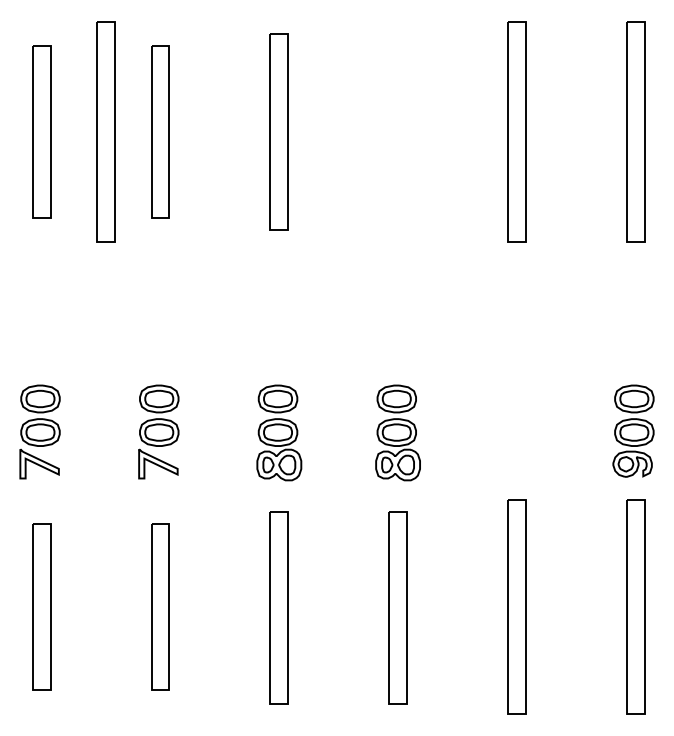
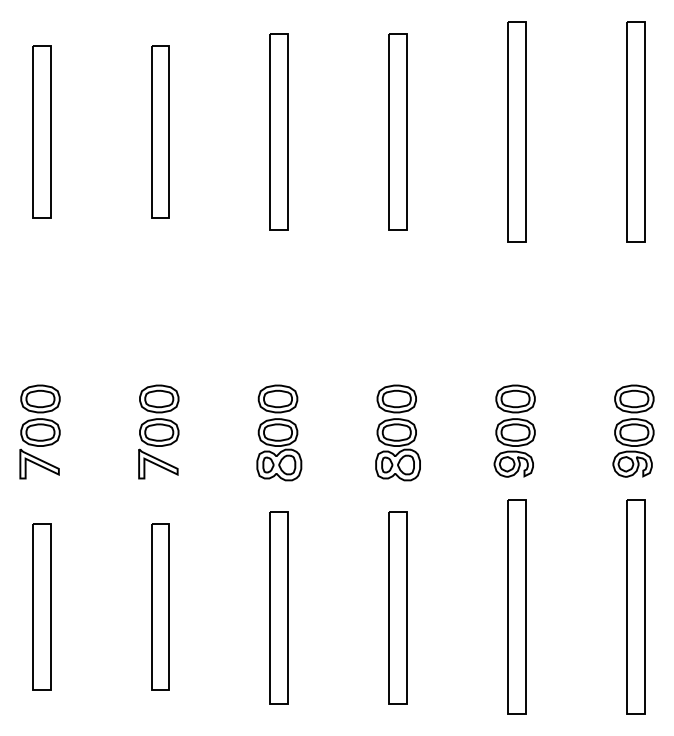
part: present -> none (105, 131)
part: none -> present (397, 131)
part: none -> present (514, 430)
